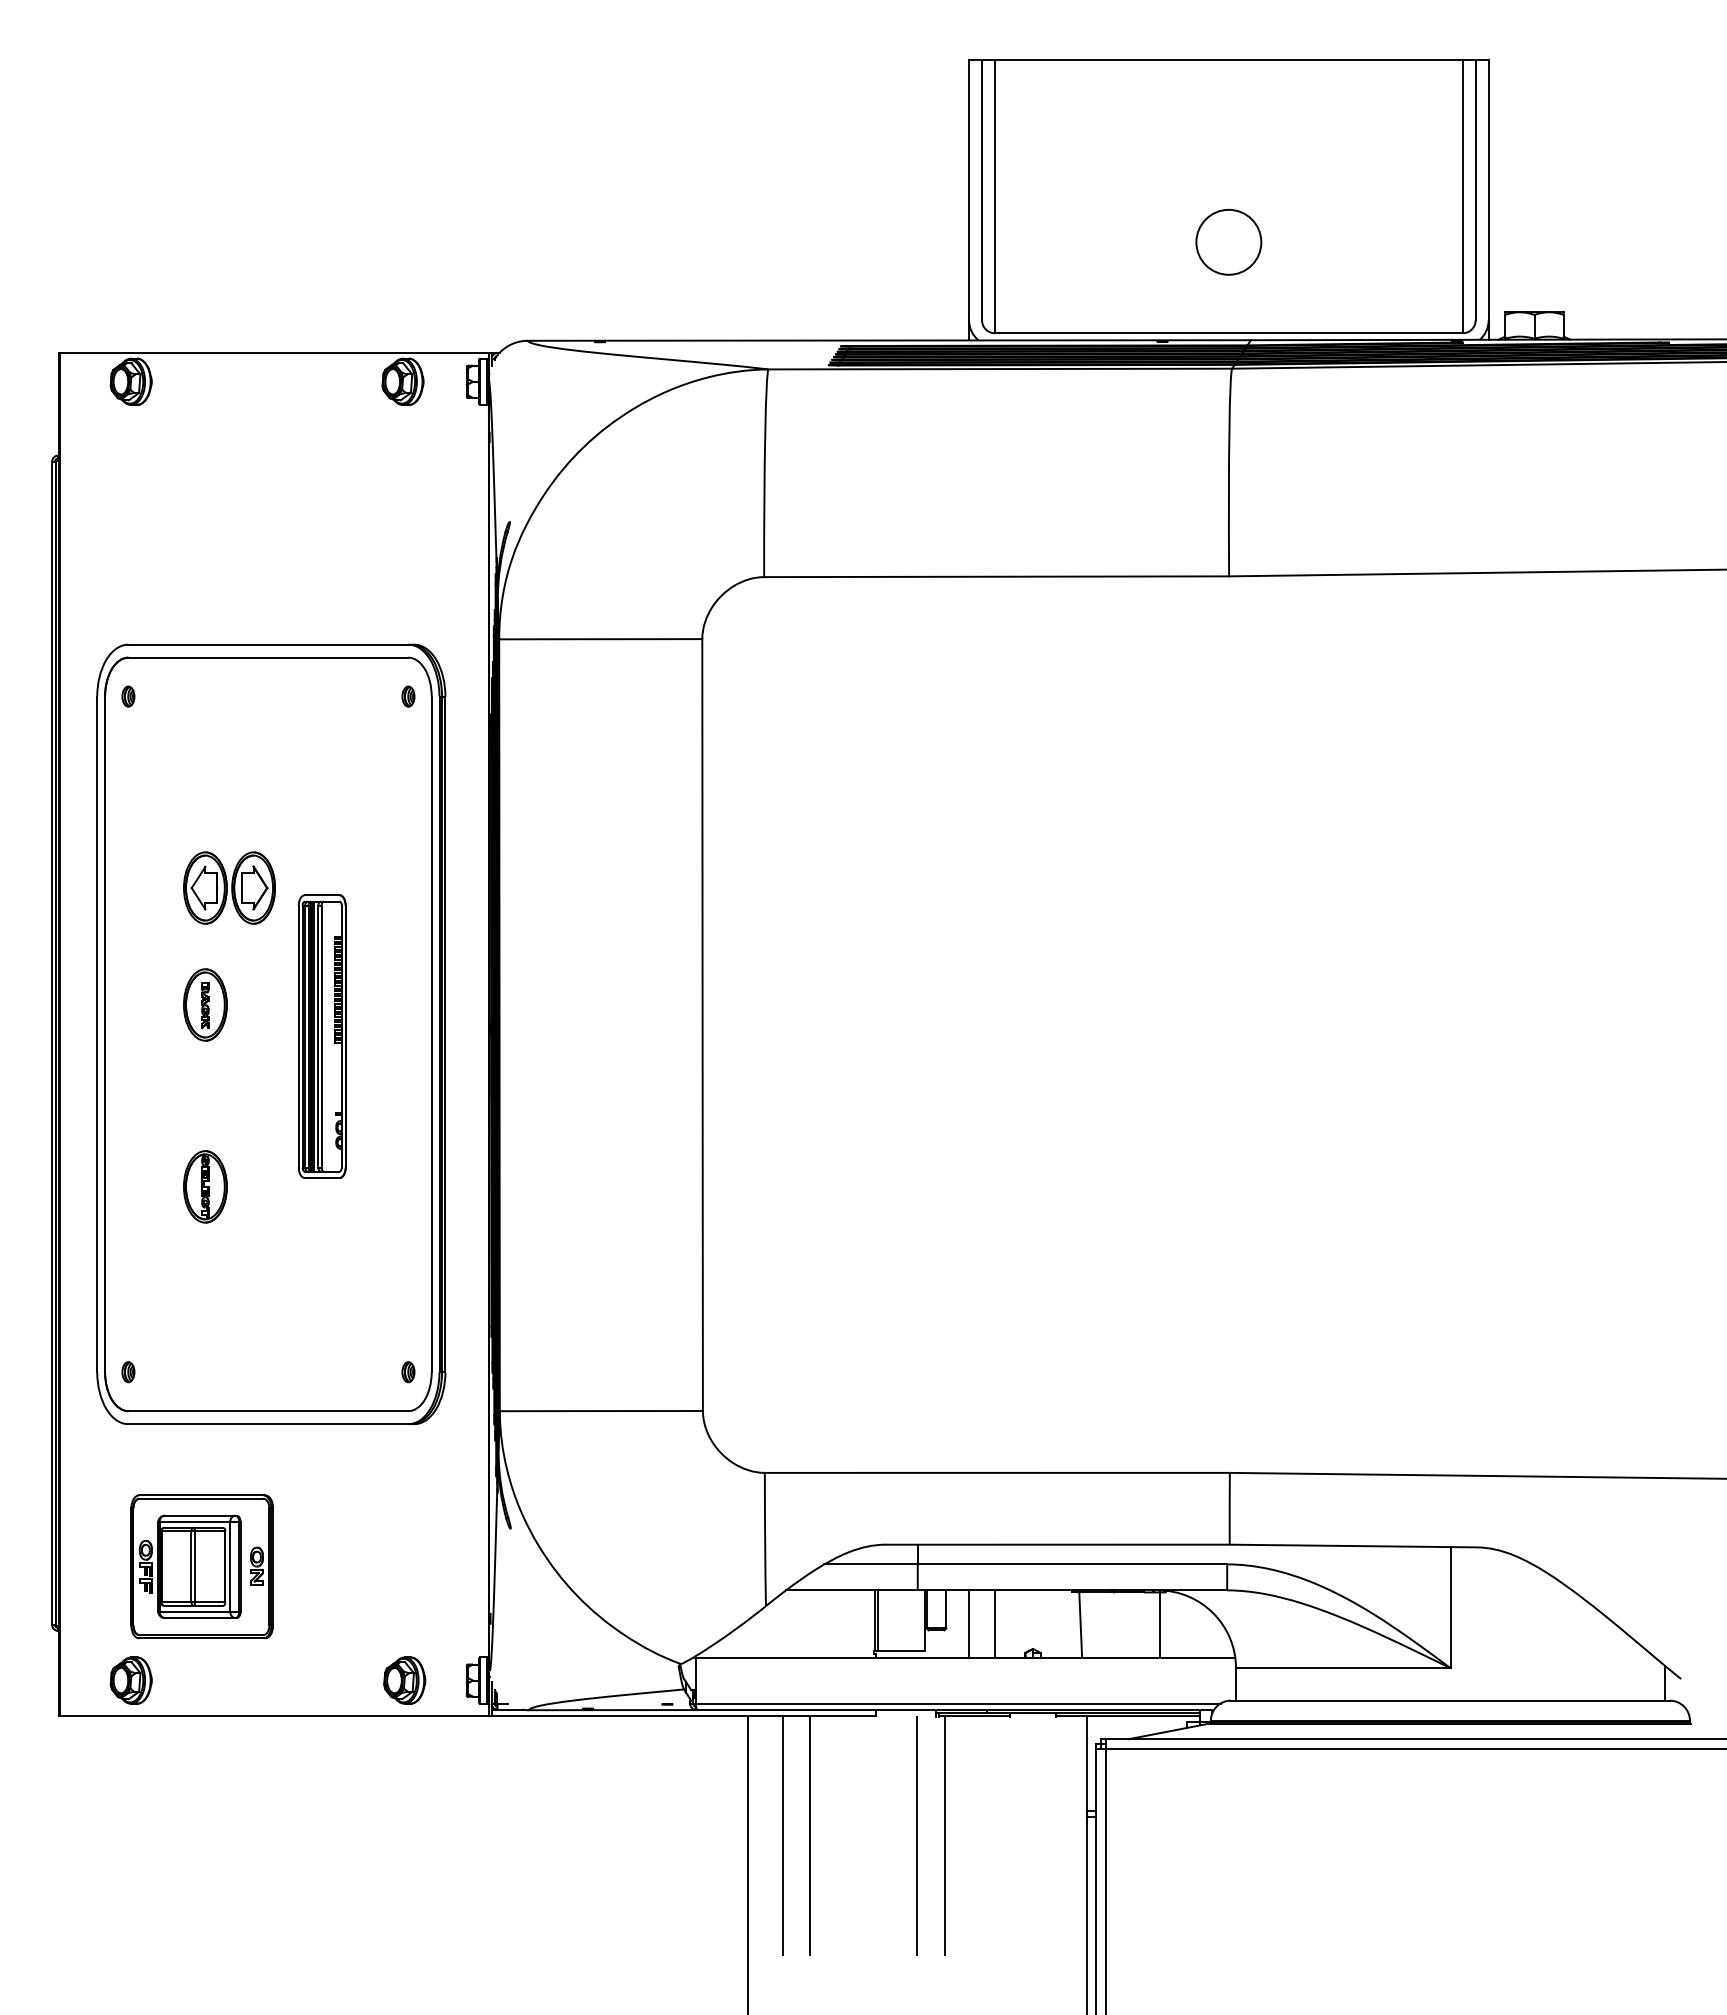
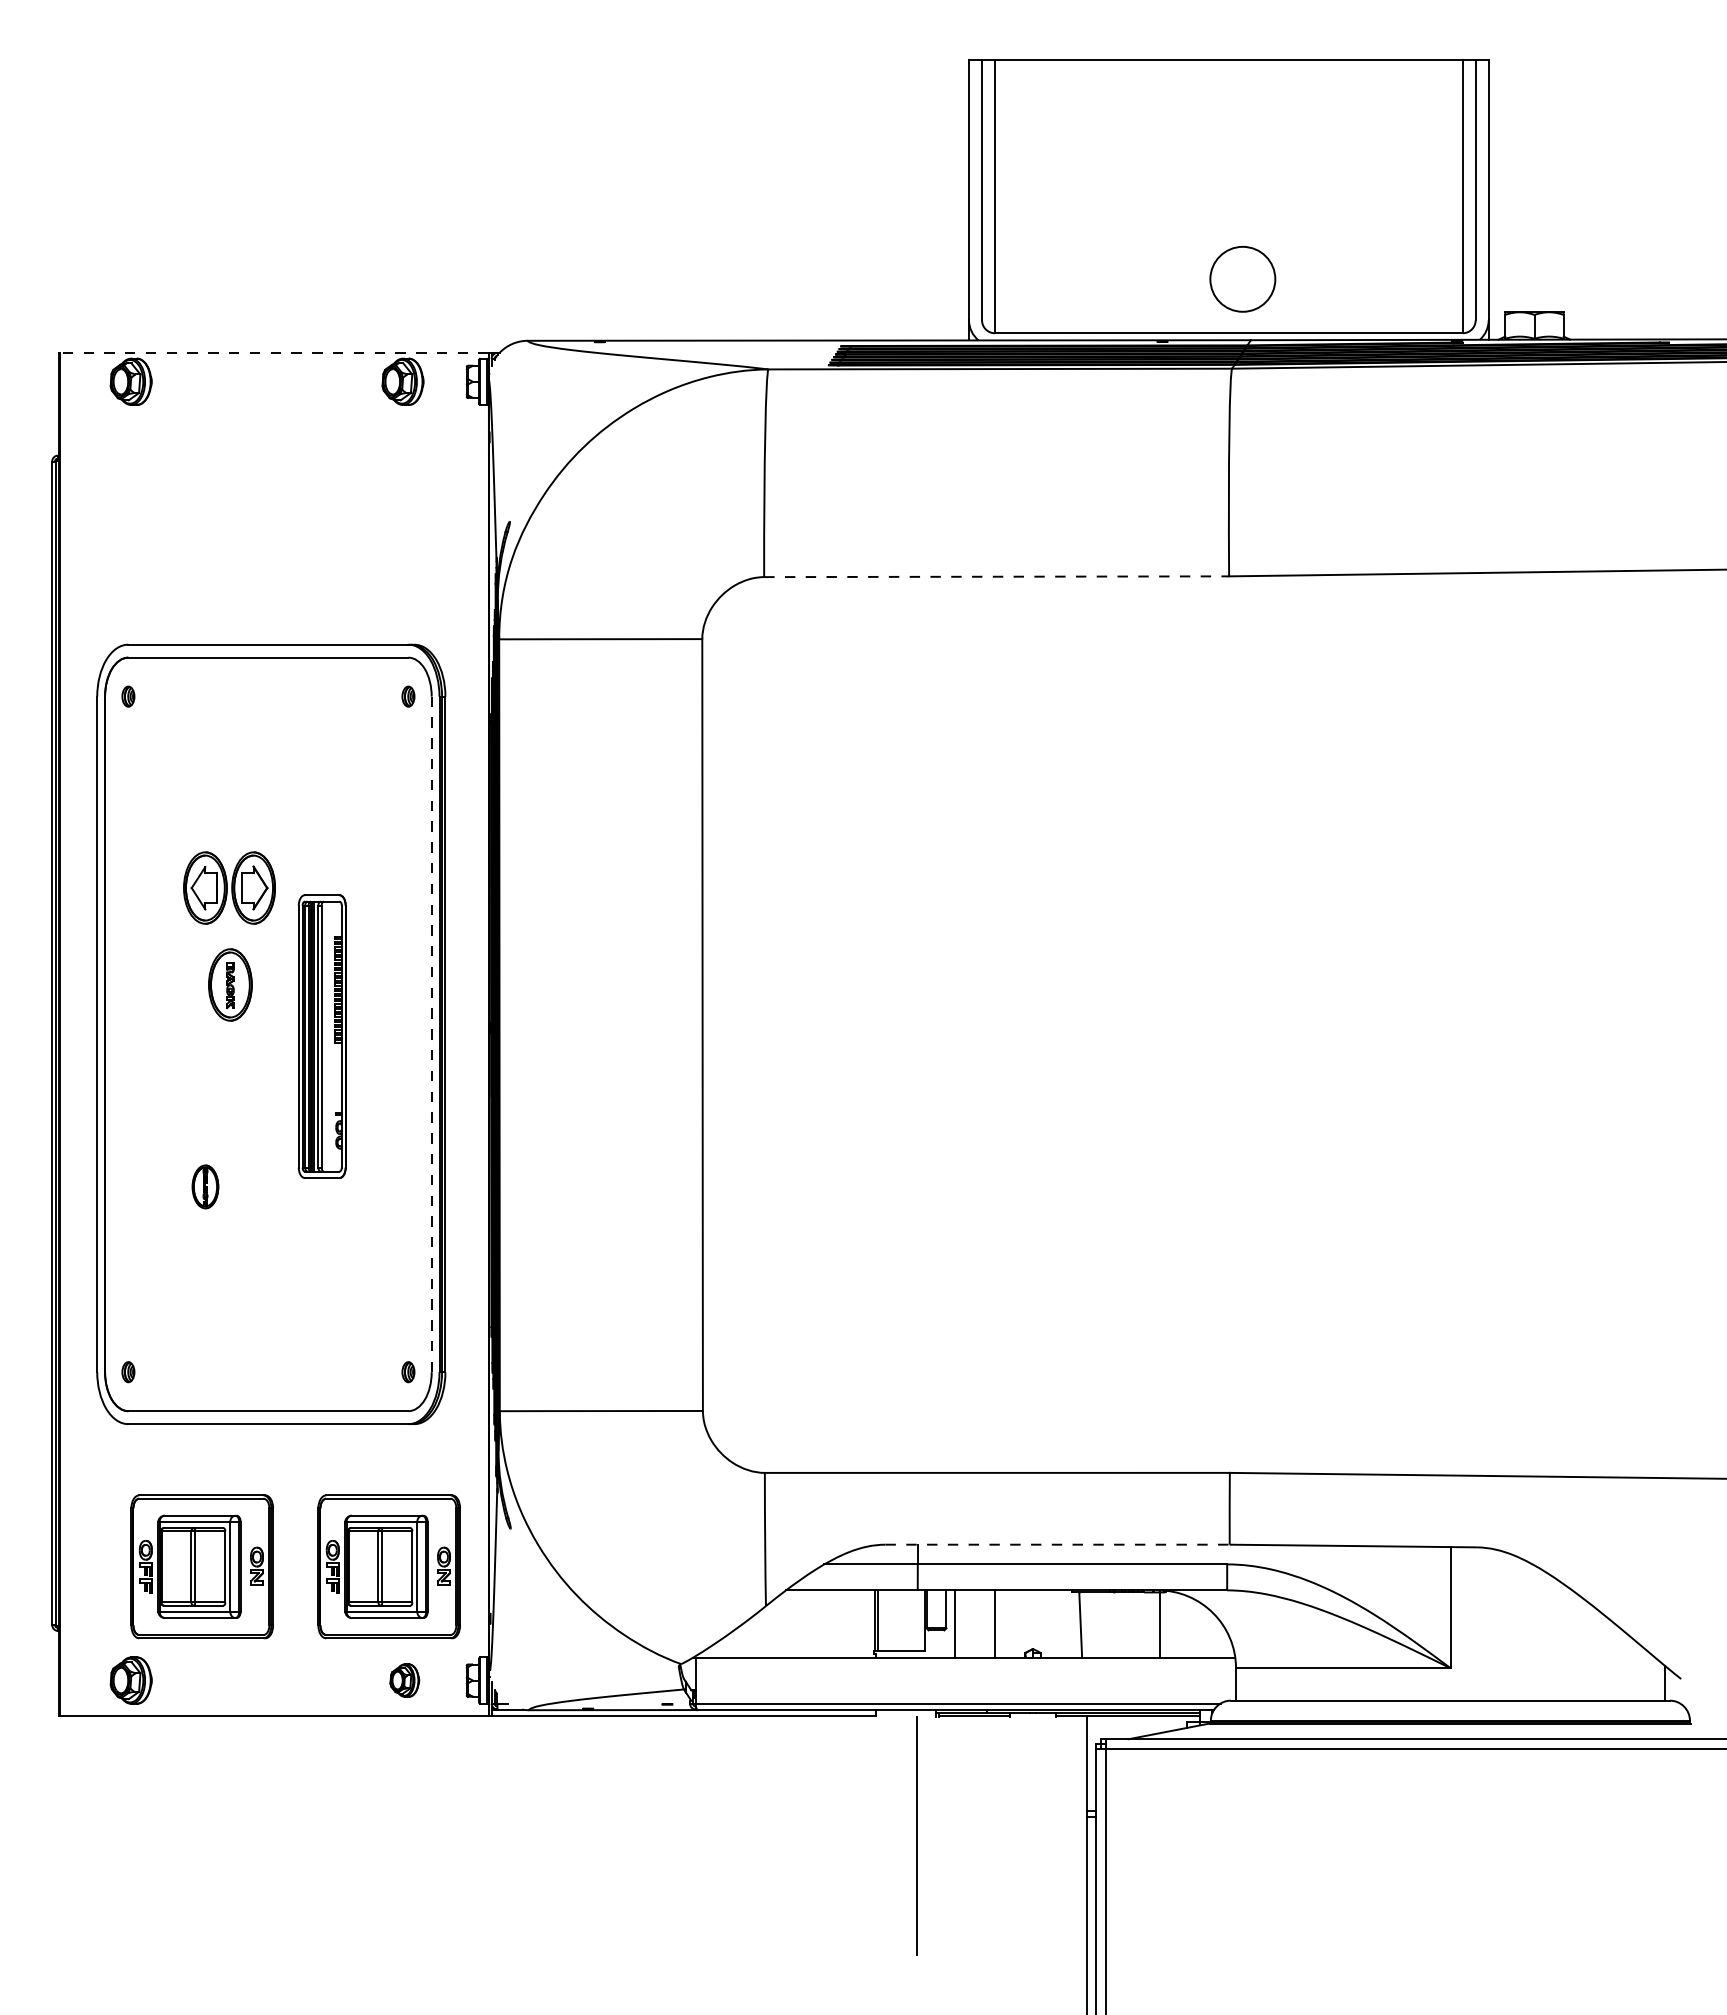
circle position: (1228, 242) -> (1242, 279) (1242, 279)
line: solid -> dashed (273, 352)
line: solid -> dashed (997, 576)
part position: (205, 1004) -> (230, 984) (230, 984)
line: solid -> dashed (431, 1034)
part size: 45x74 px -> 29x46 px (205, 1186)
line: solid -> dashed (1058, 1544)
part: none -> present (388, 1566)
line position: (969, 1623) -> (955, 1623) (955, 1623)
part size: 44x49 px -> 32x35 px (404, 1680)
line: present -> none (783, 1835)
line: present -> none (809, 1835)
line: present -> none (944, 1835)
line: present -> none (747, 1863)
